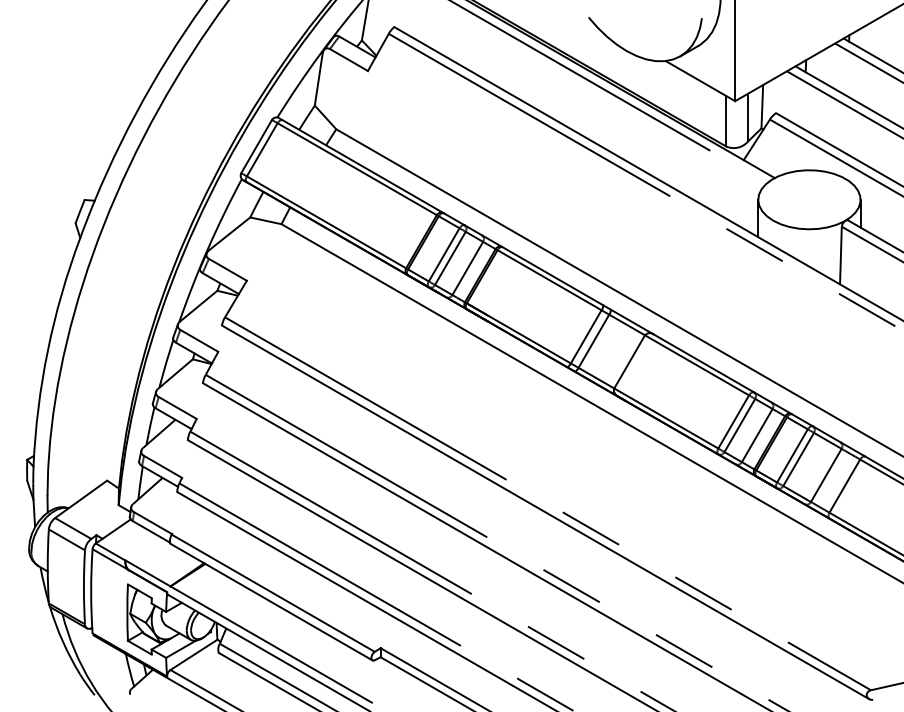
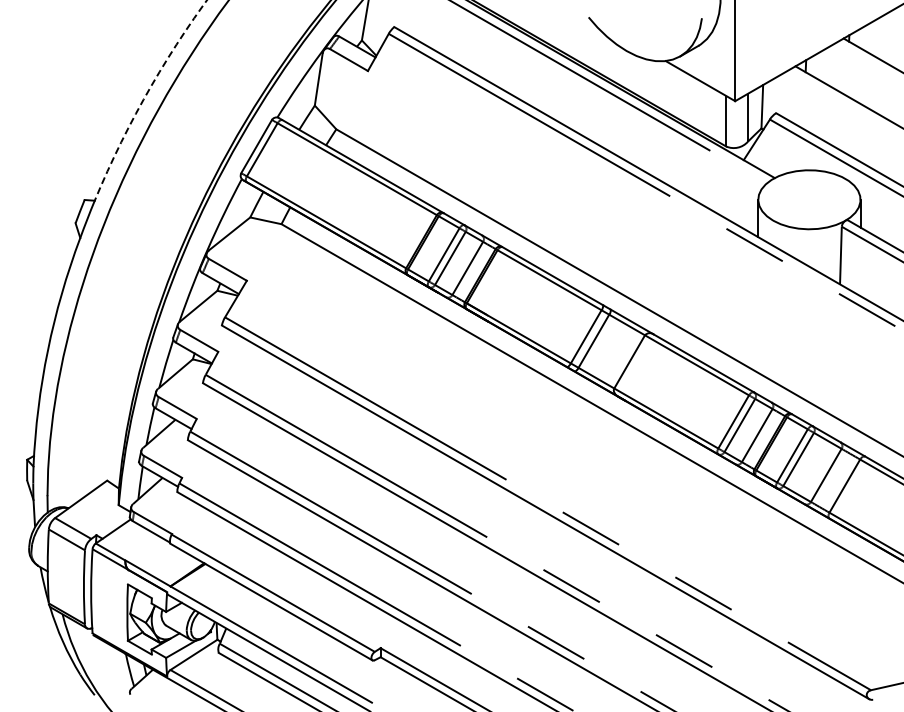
line: present -> none (867, 62)
arc: solid -> dashed (145, 96)
line: present -> none (843, 103)
